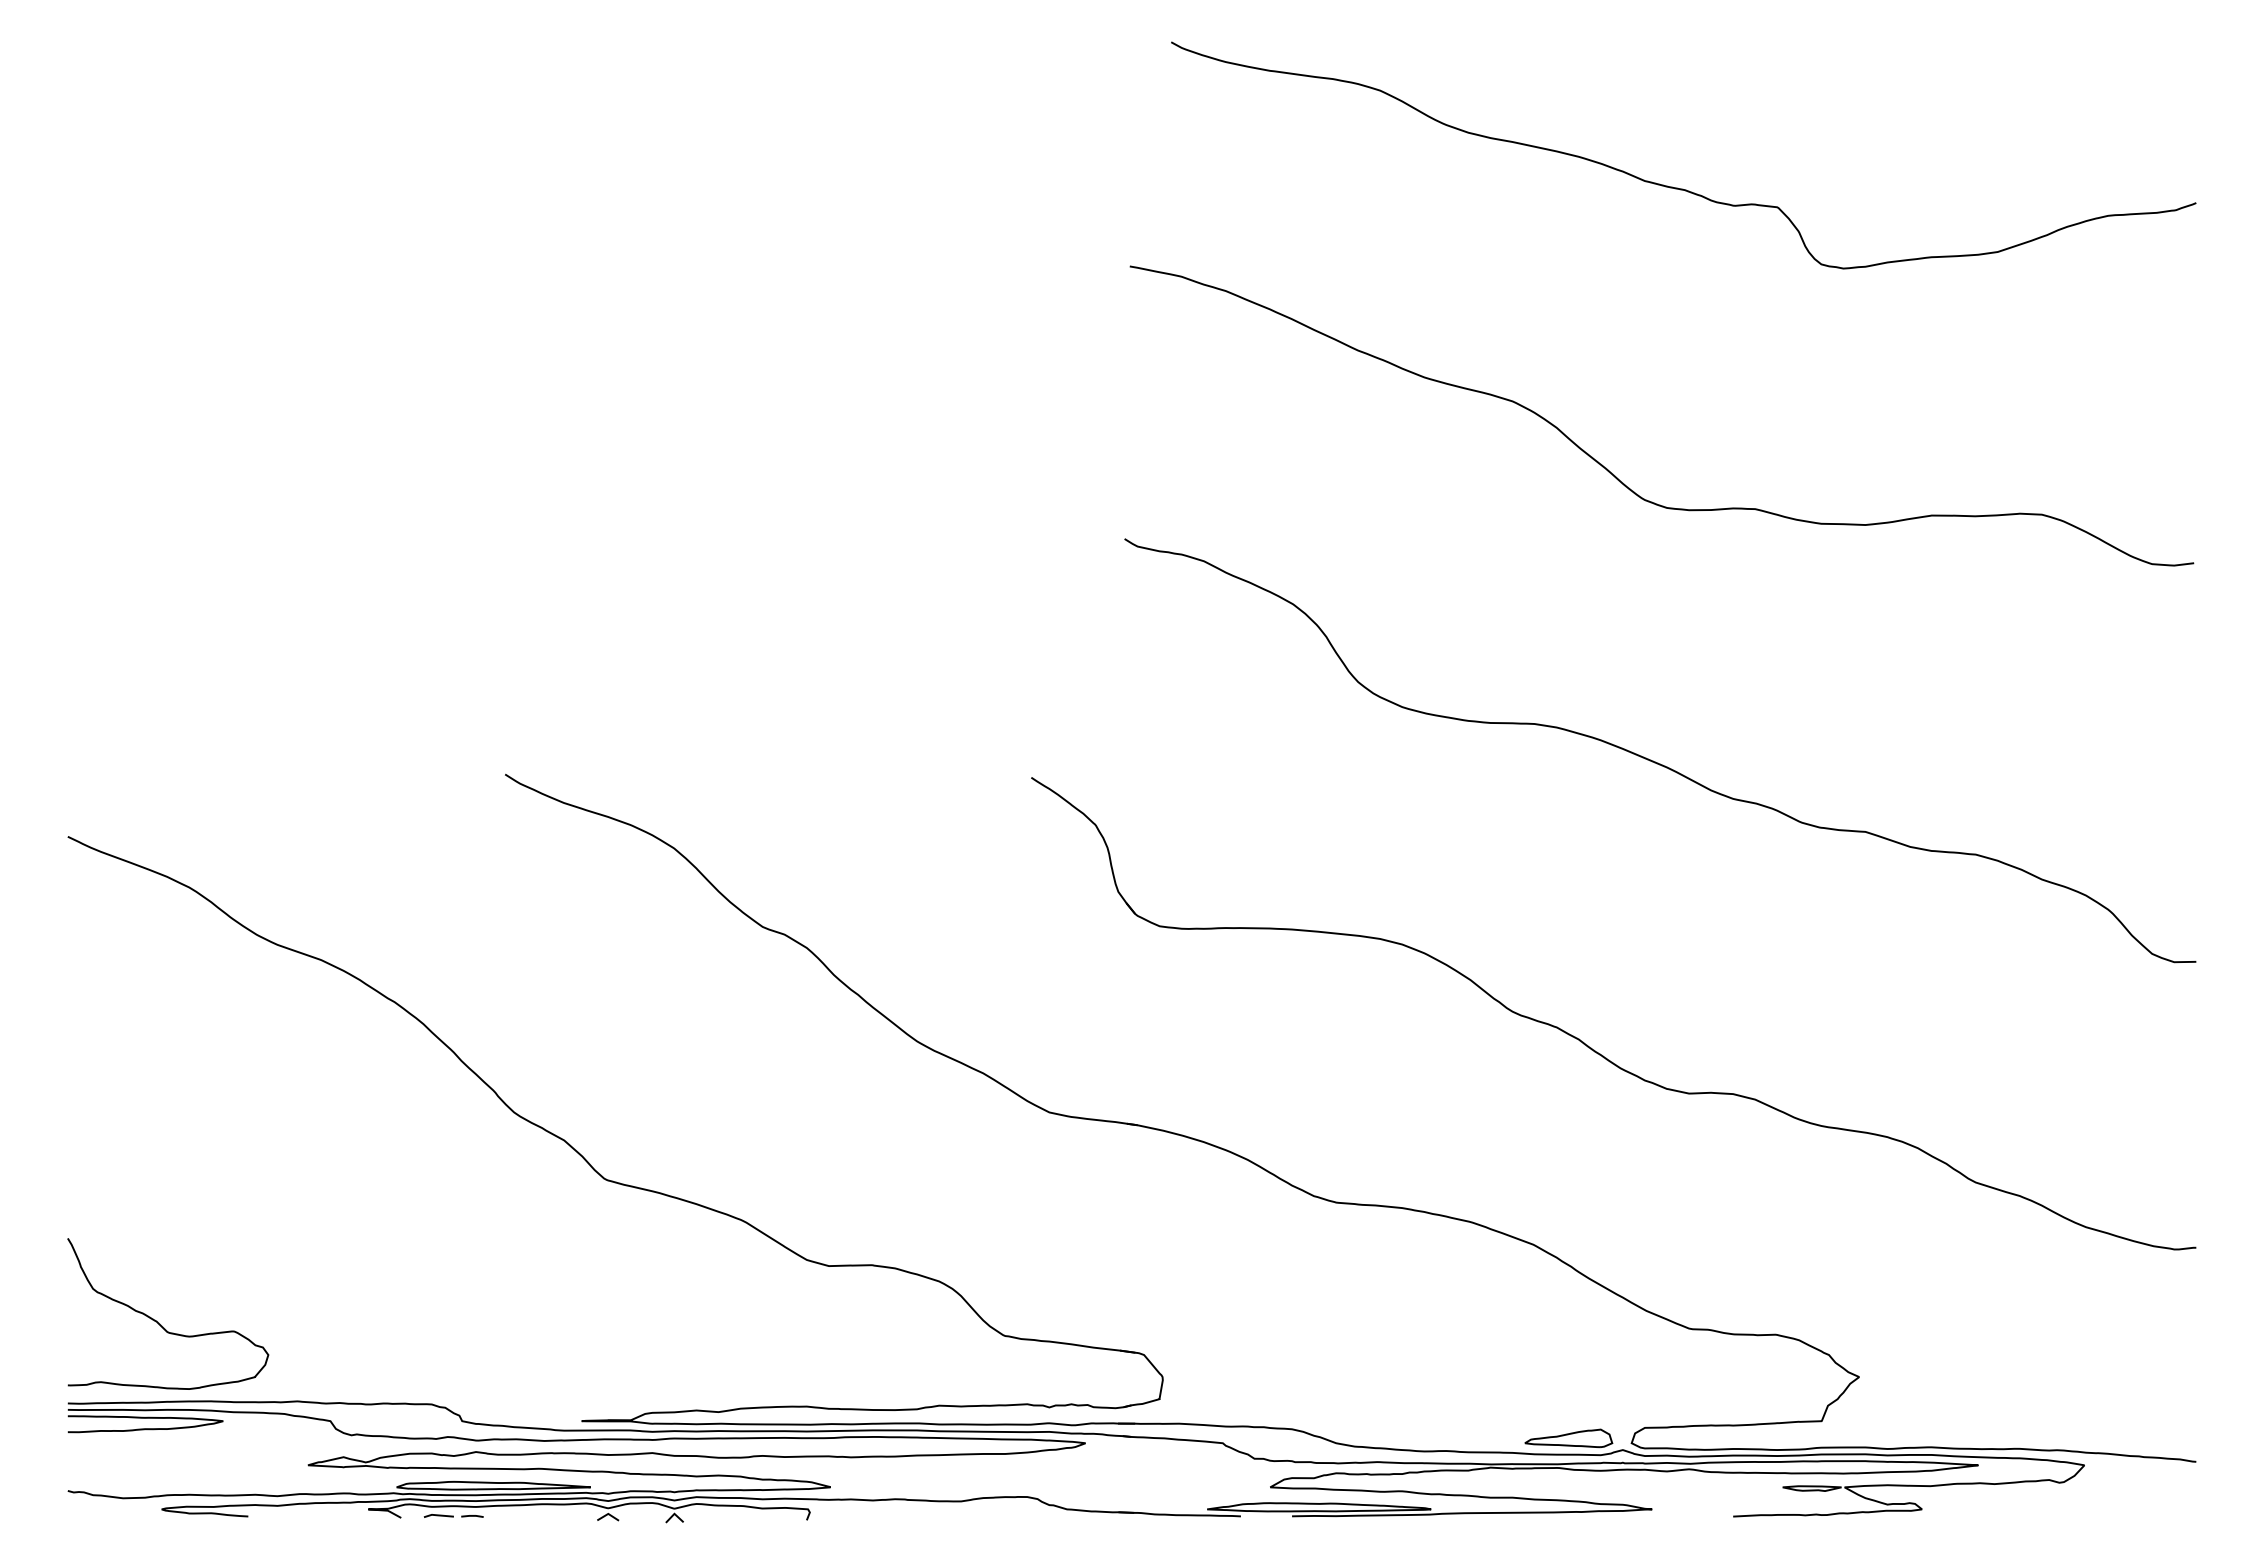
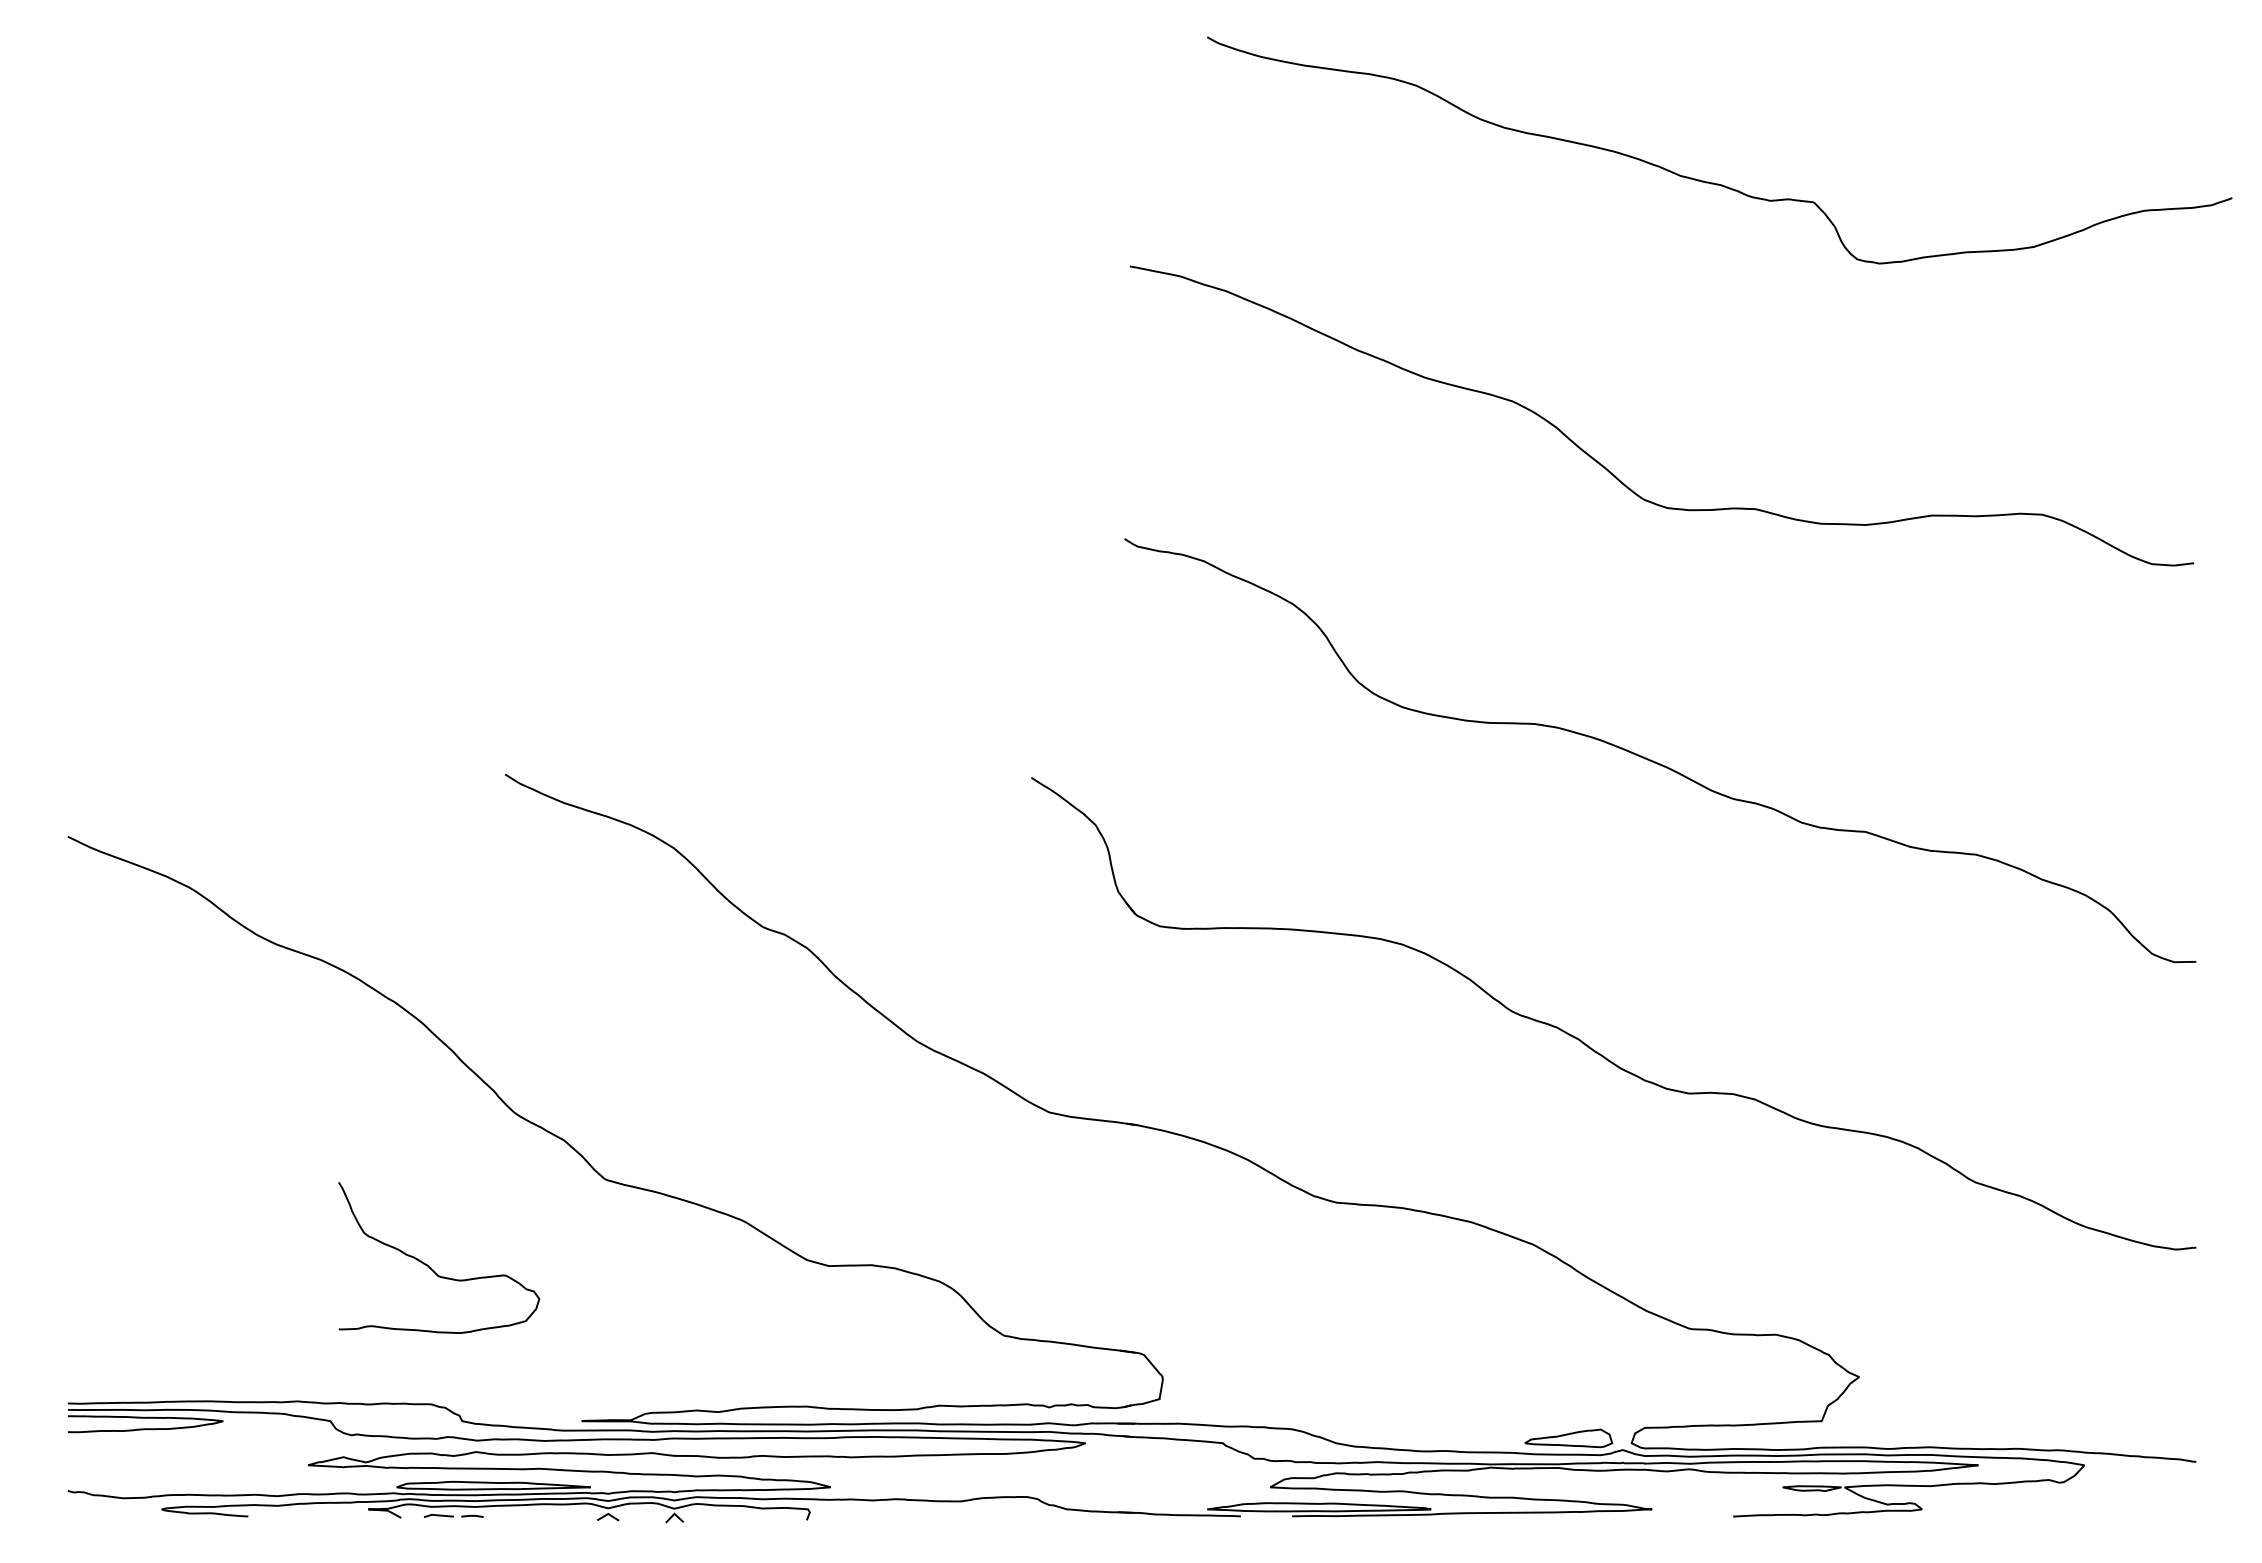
curve position: (1677, 187) -> (1713, 182) (1713, 182)
curve position: (161, 1324) -> (432, 1268) (432, 1268)
